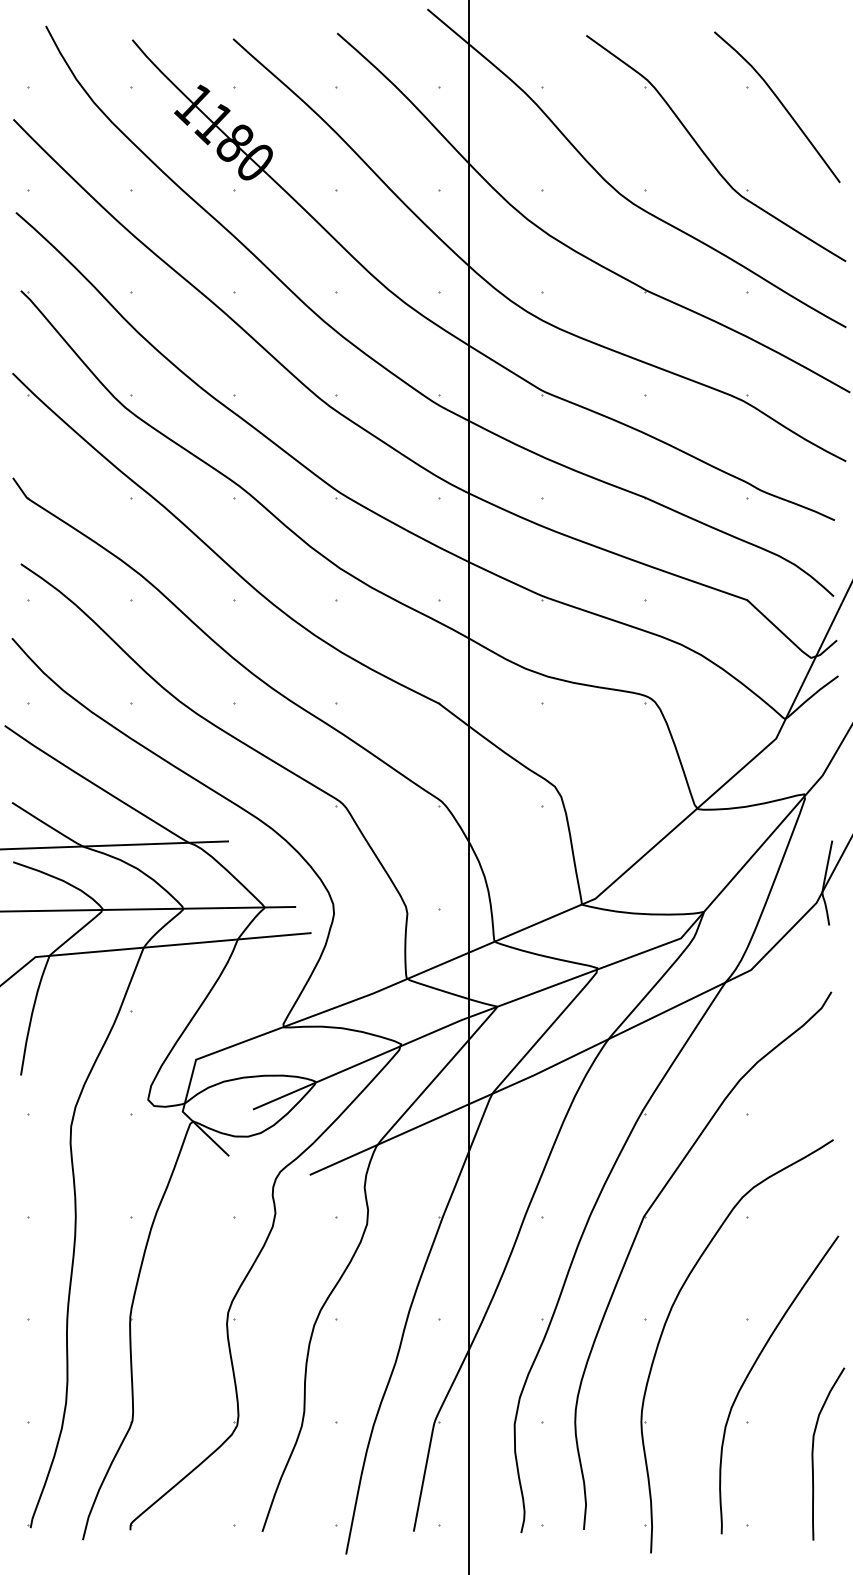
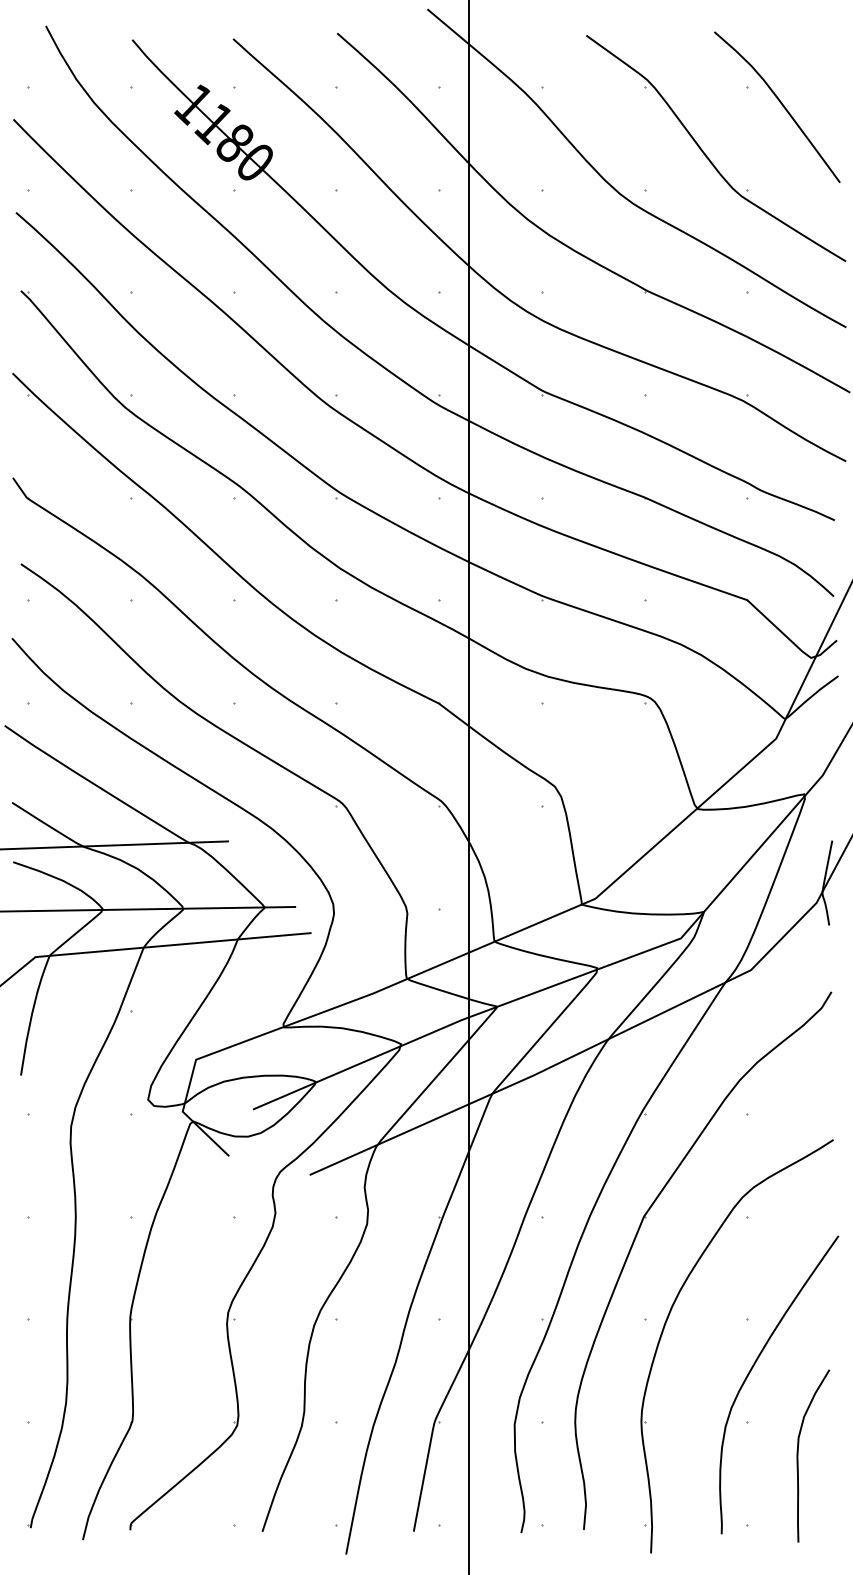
curve position: (813, 1453) -> (798, 1455) (798, 1455)
